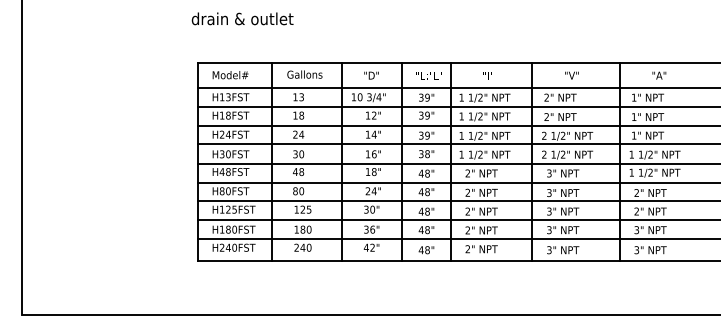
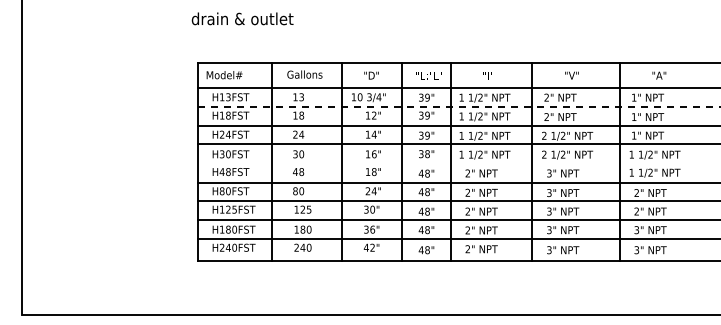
text position: (230, 75) -> (224, 75) (224, 75)
line: solid -> dashed (459, 106)
line: present -> none (457, 163)
